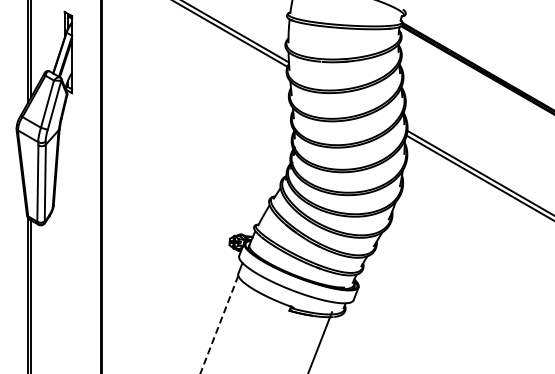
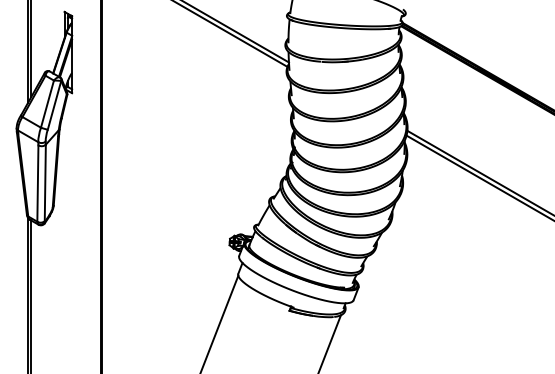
line: dashed -> solid (219, 325)
line position: (320, 341) -> (330, 342) (330, 342)
